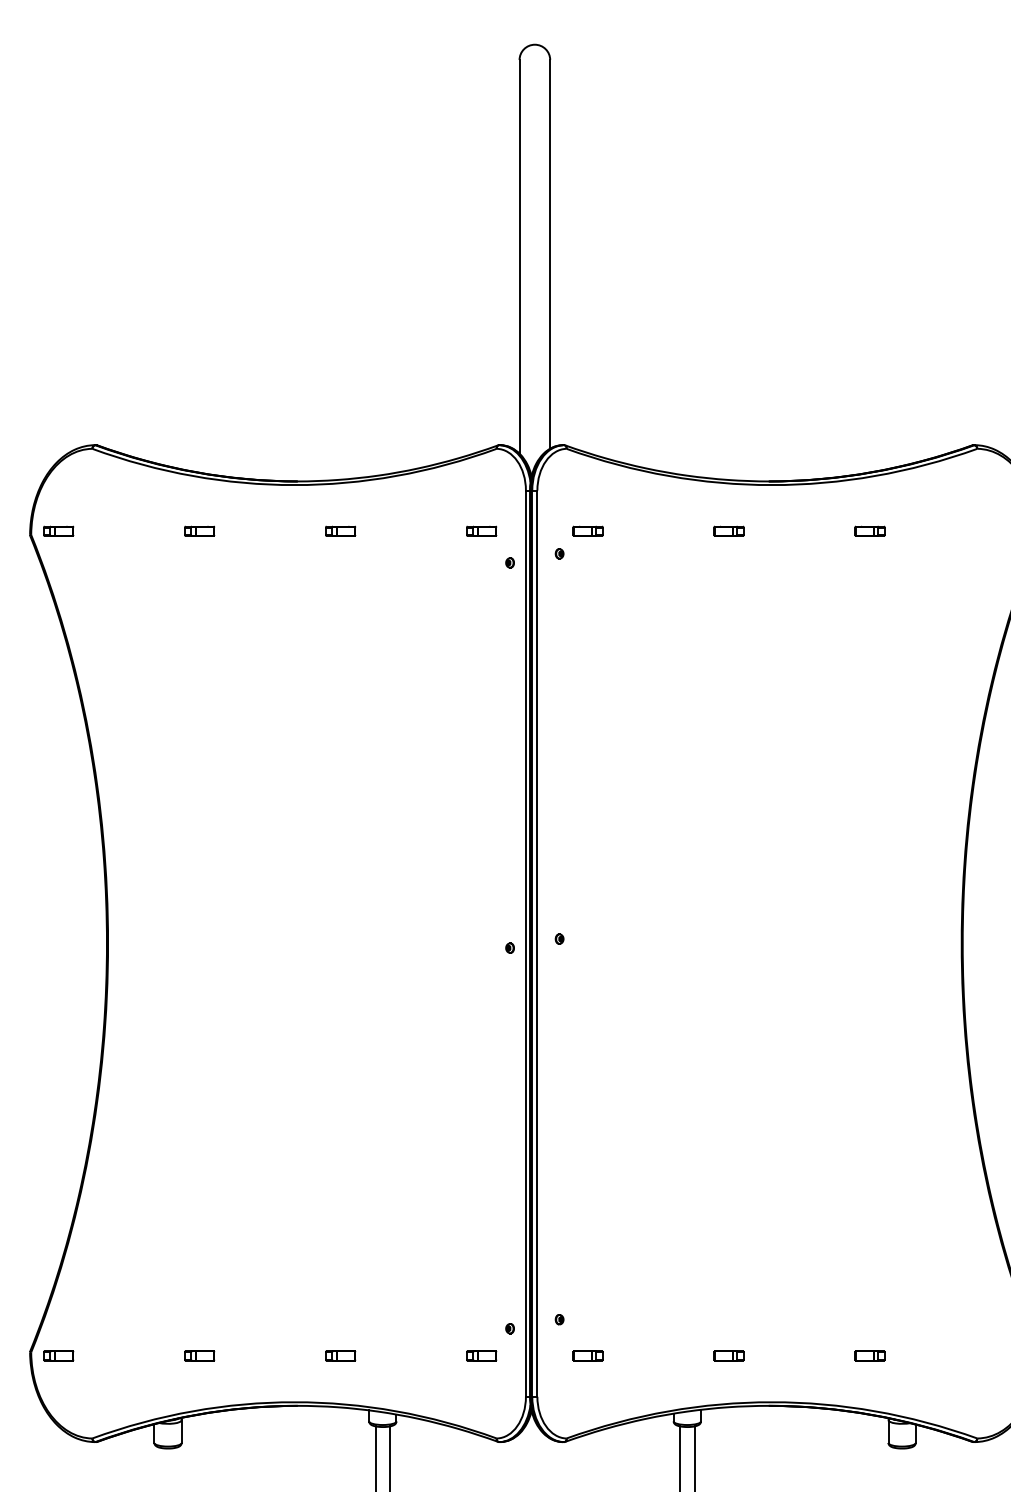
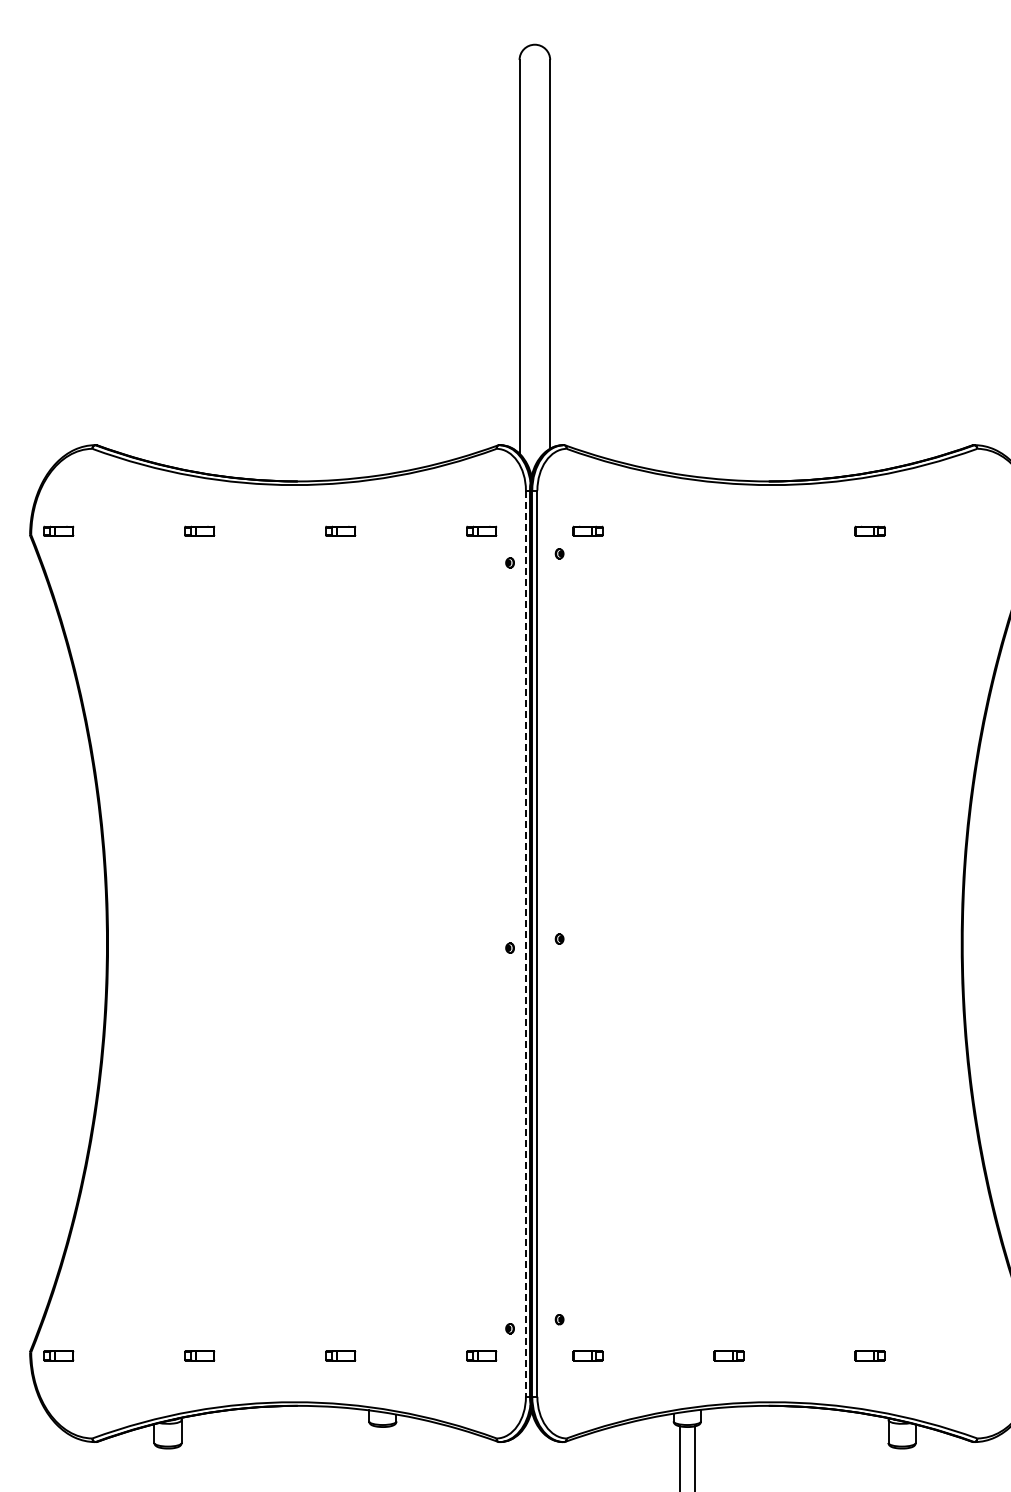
part: present -> none (728, 530)
line: solid -> dashed (525, 944)
line: present -> none (375, 1457)
line: present -> none (390, 1457)
